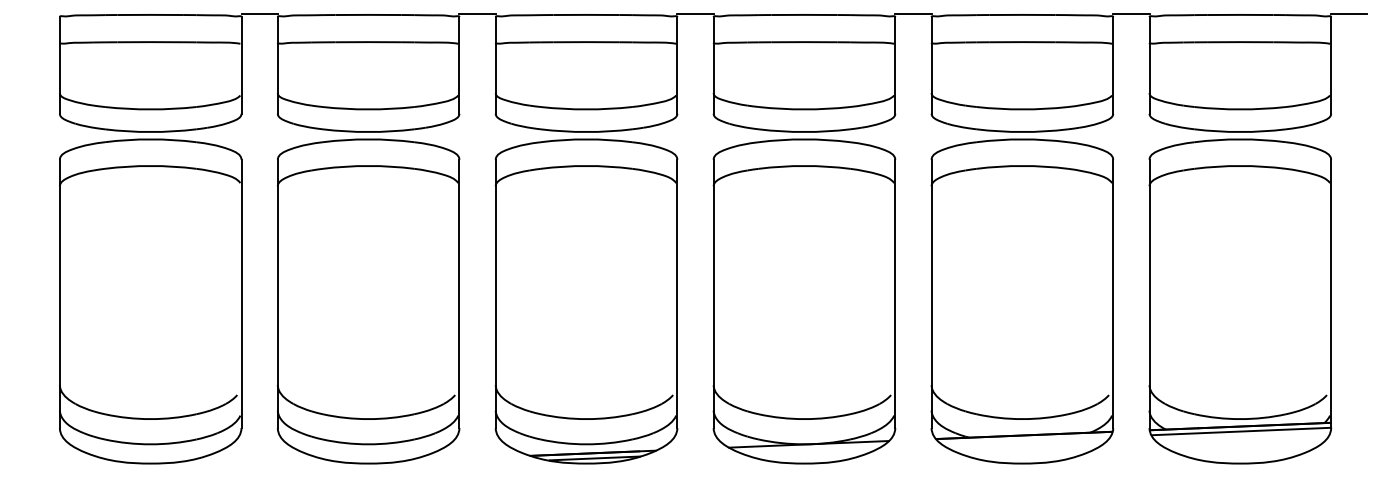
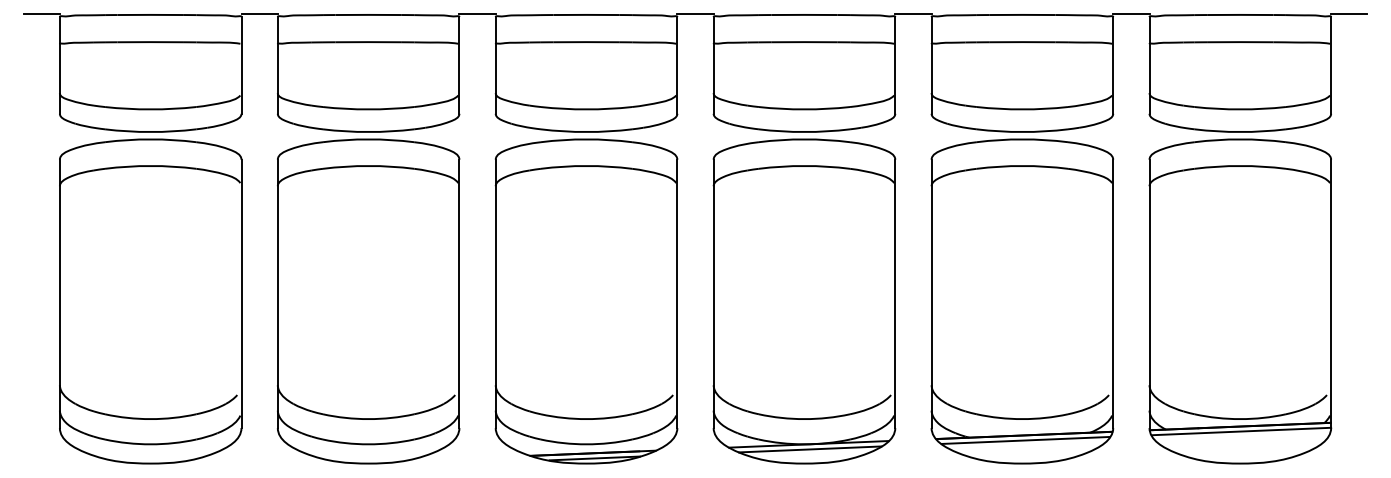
line: none -> present (41, 14)
line: none -> present (1025, 439)
line: none -> present (810, 449)
